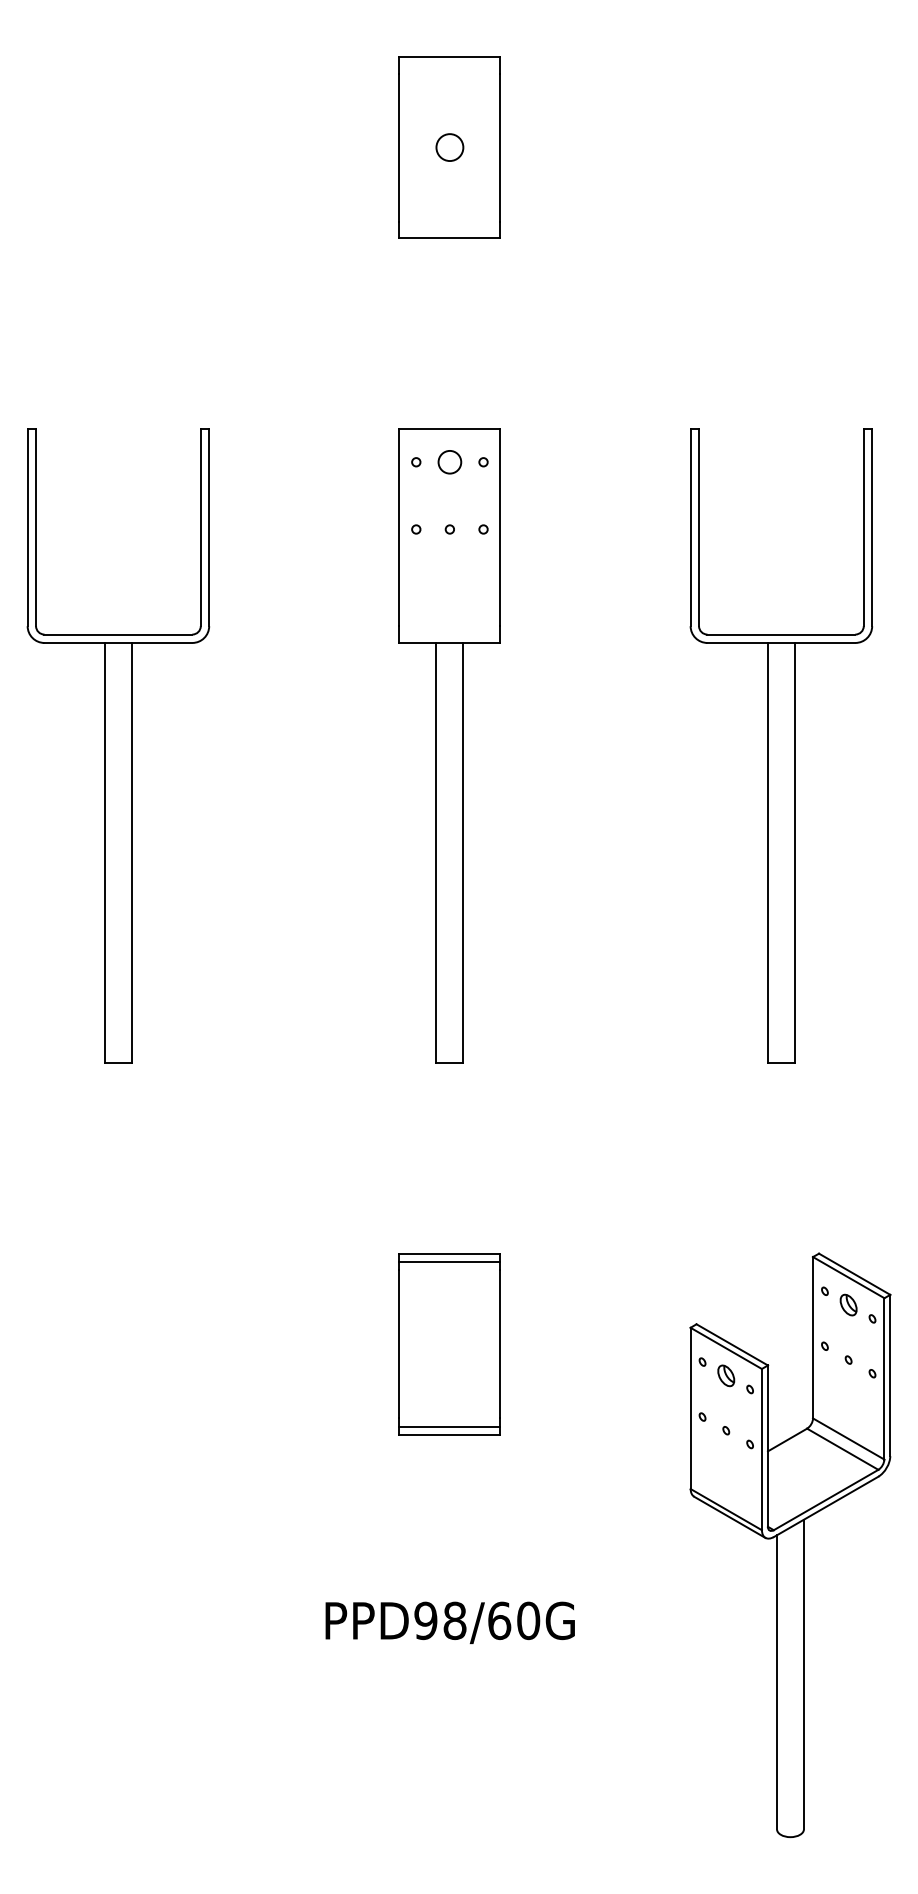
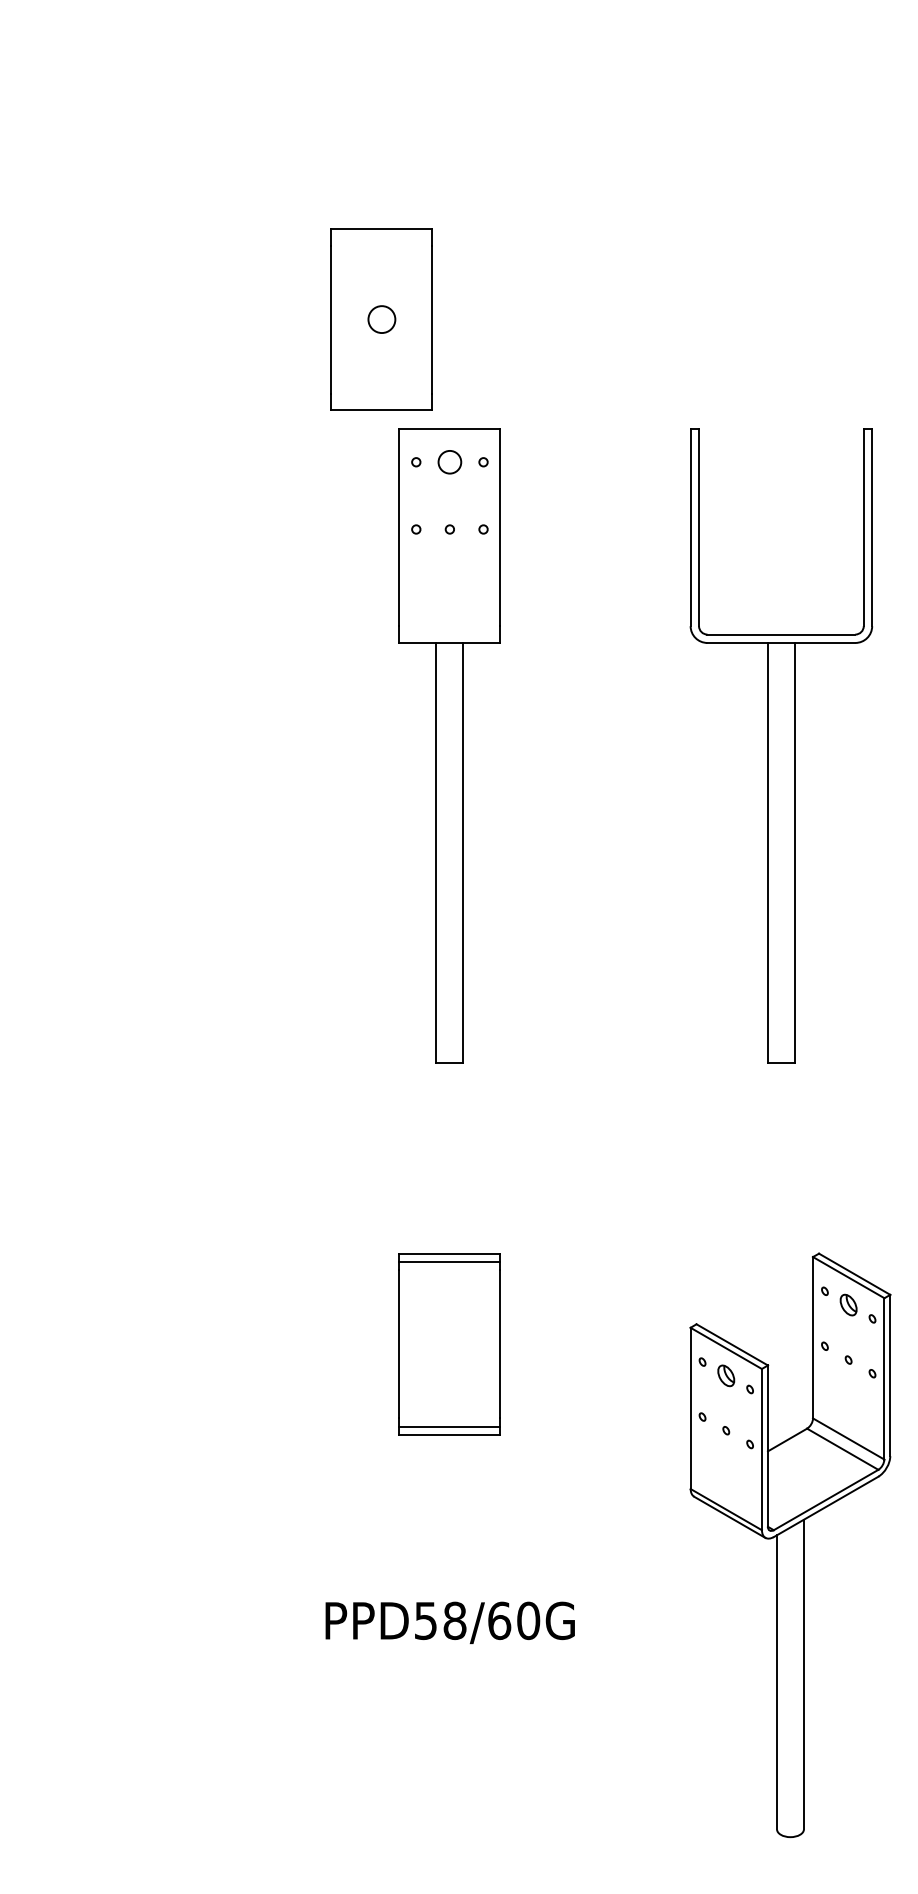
part position: (449, 147) -> (381, 319) (381, 319)
part: present -> none (118, 745)
text: PPD98/60G -> PPD58/60G (425, 1620)
